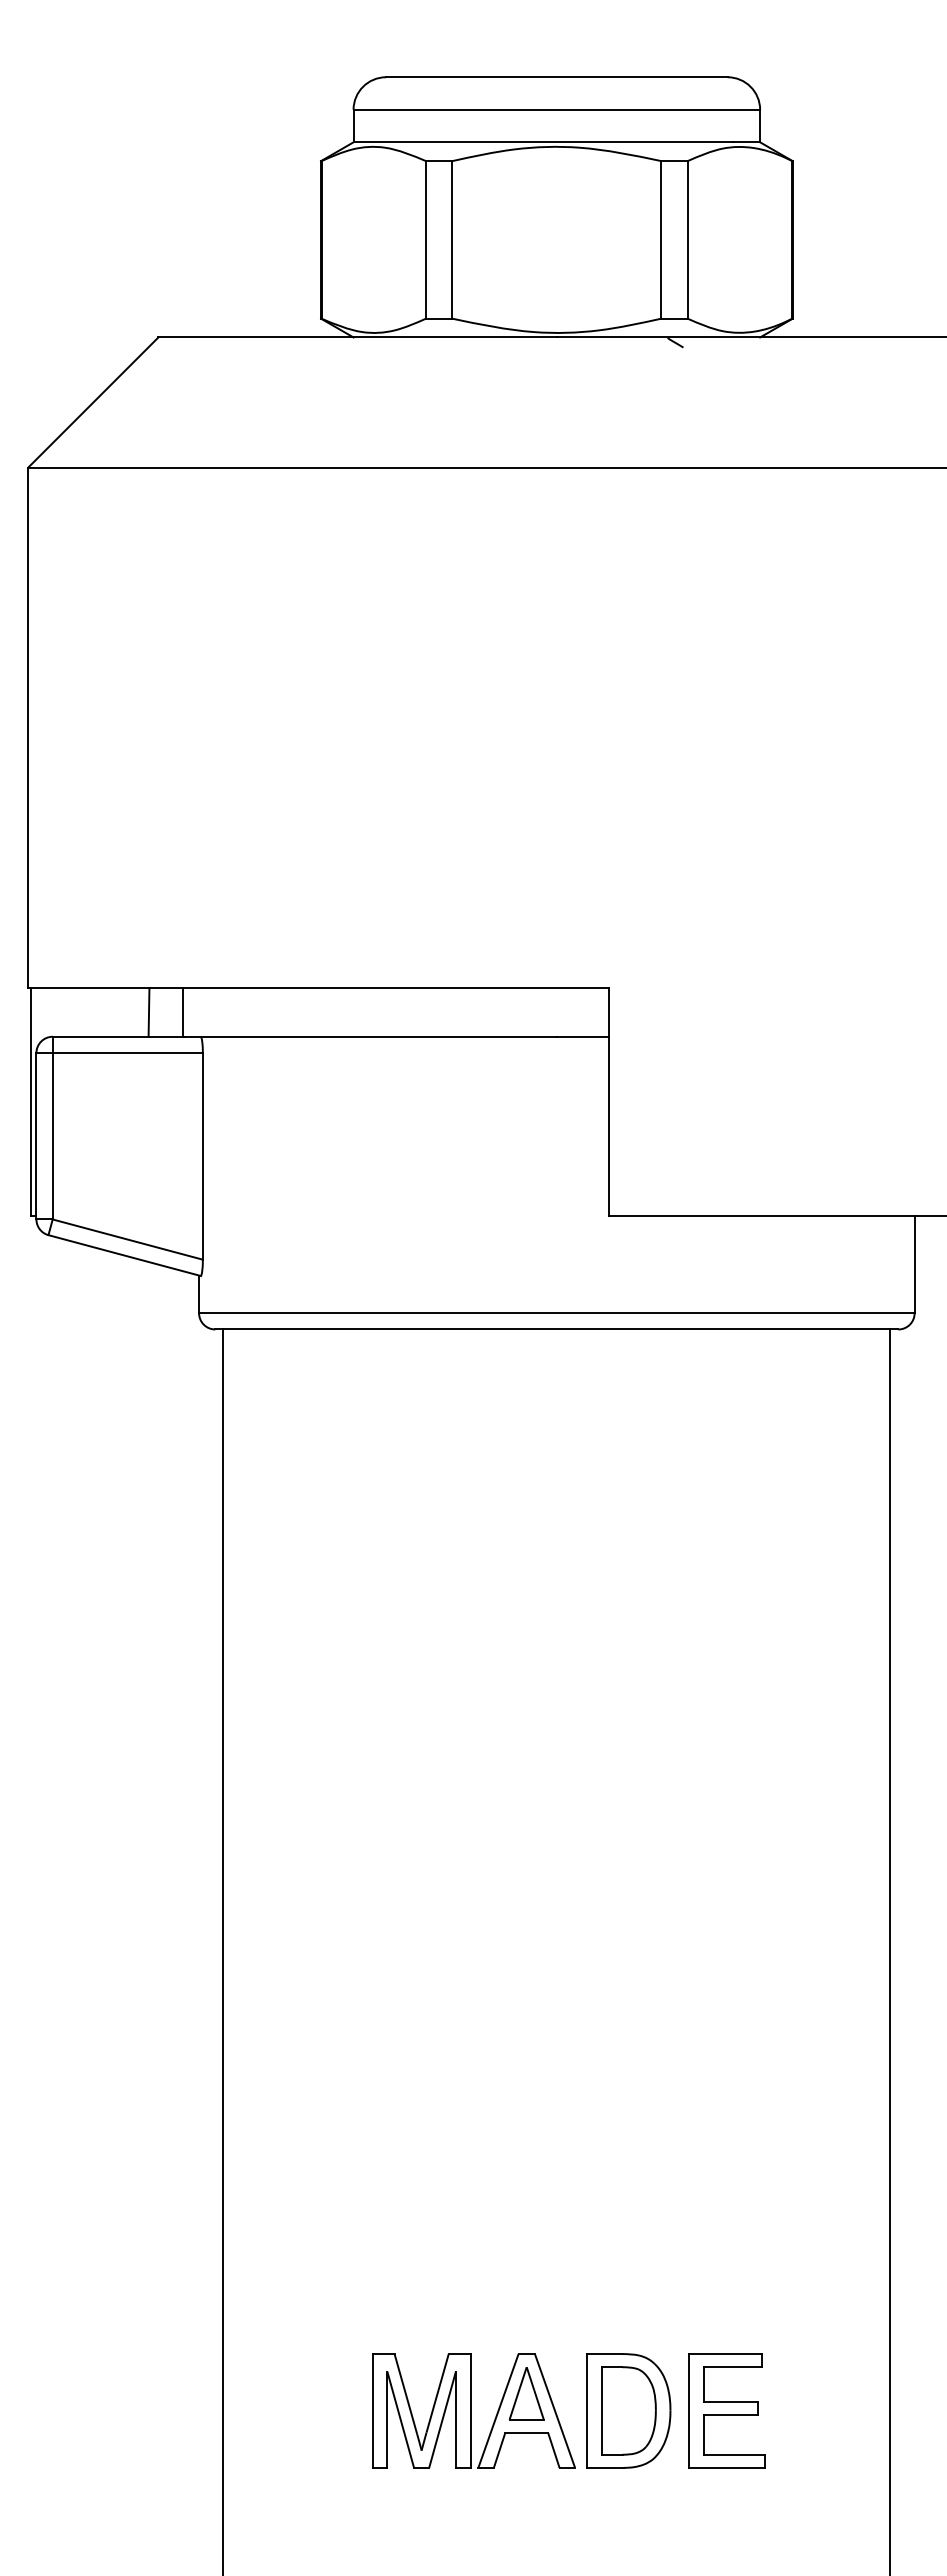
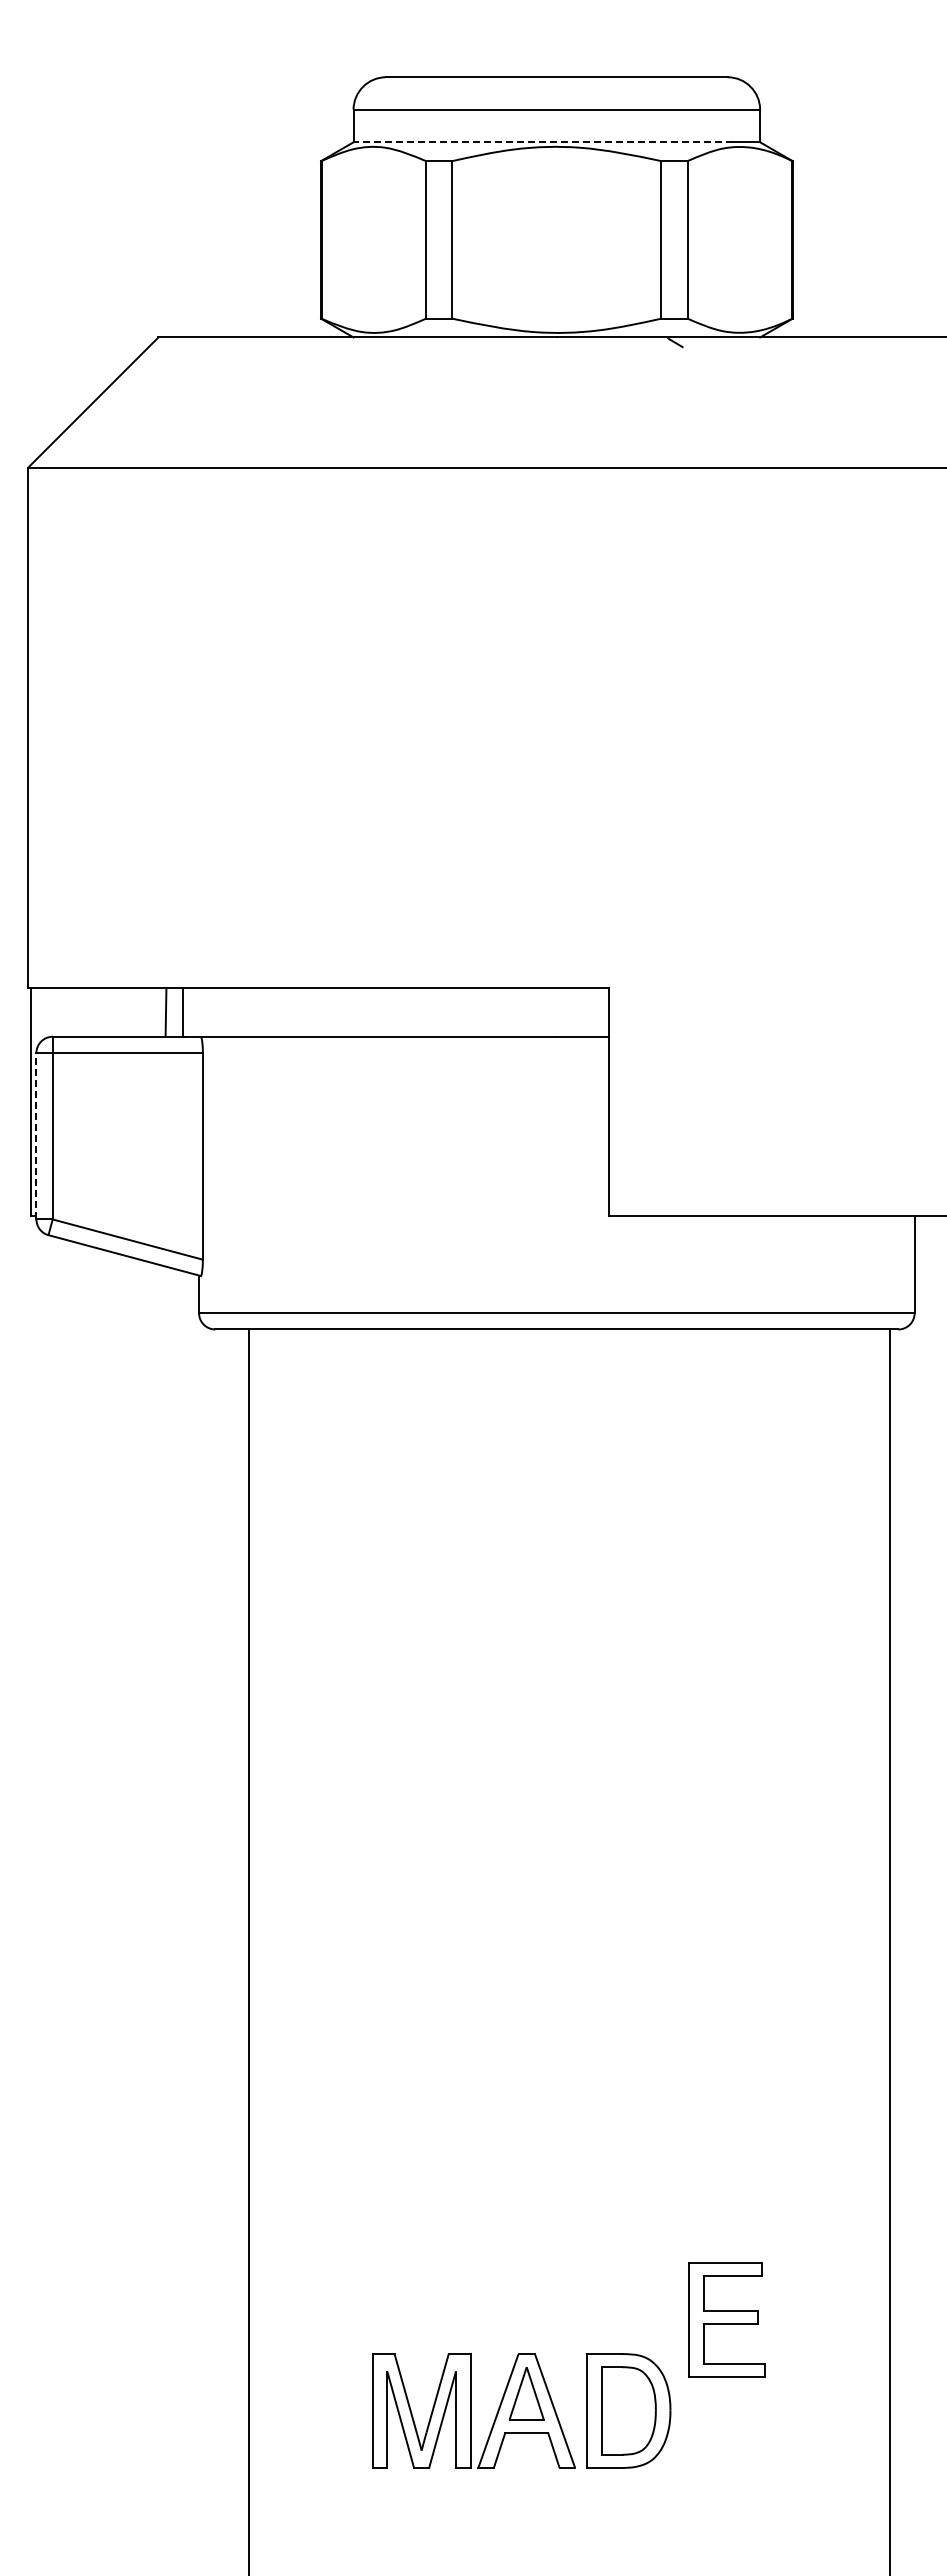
line: solid -> dashed (543, 142)
line position: (148, 1011) -> (165, 1011) (165, 1011)
line: solid -> dashed (36, 1135)
line position: (223, 1950) -> (249, 1950) (249, 1950)
part position: (726, 2410) -> (726, 2319) (726, 2319)
